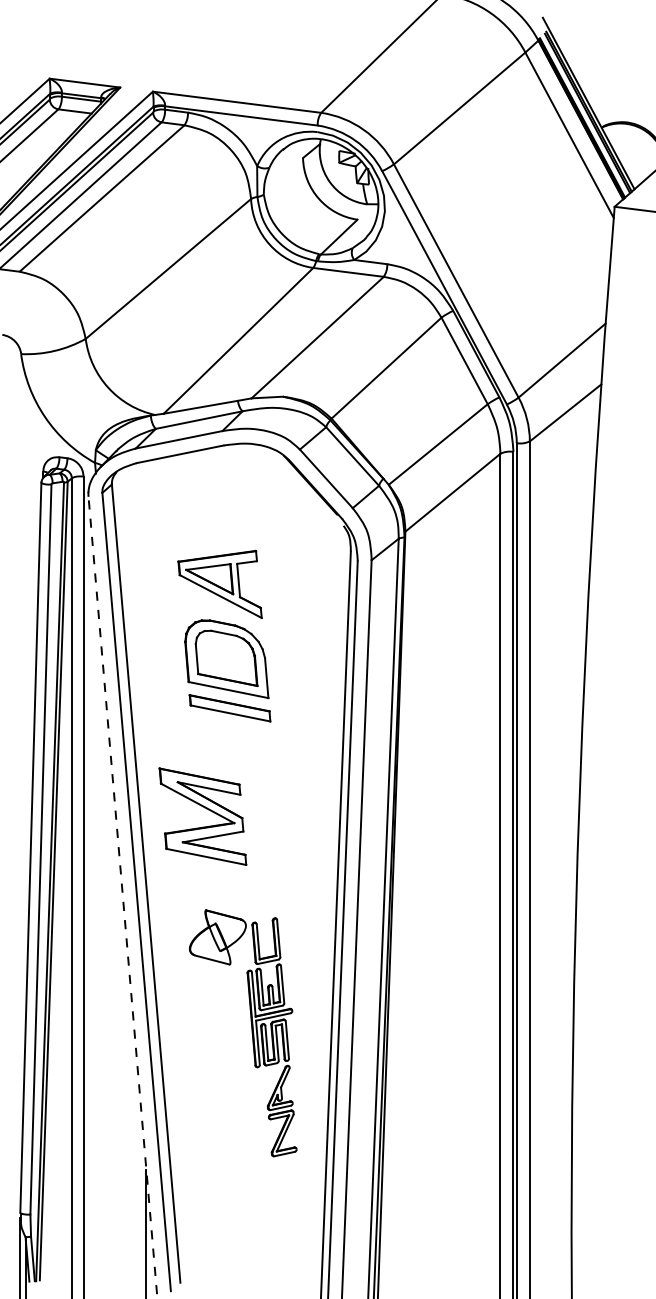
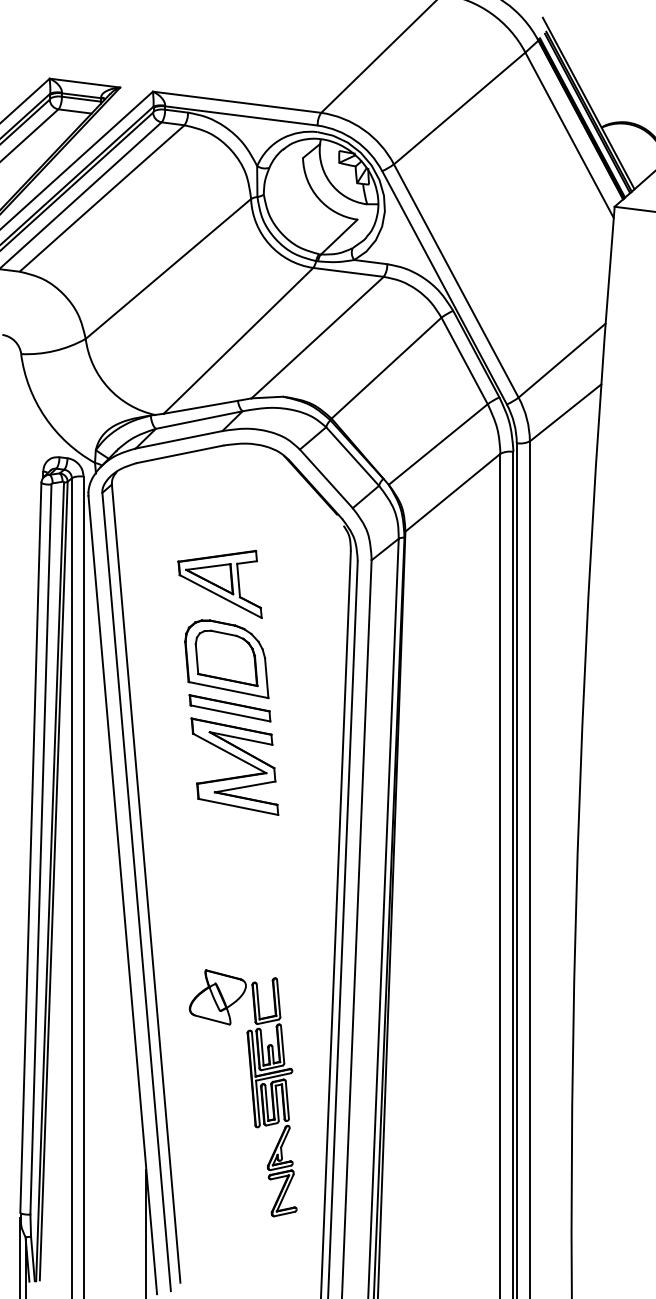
part position: (206, 809) -> (238, 759) (238, 759)
line: dashed -> solid (122, 895)
part position: (251, 1033) -> (251, 1093) (251, 1093)
